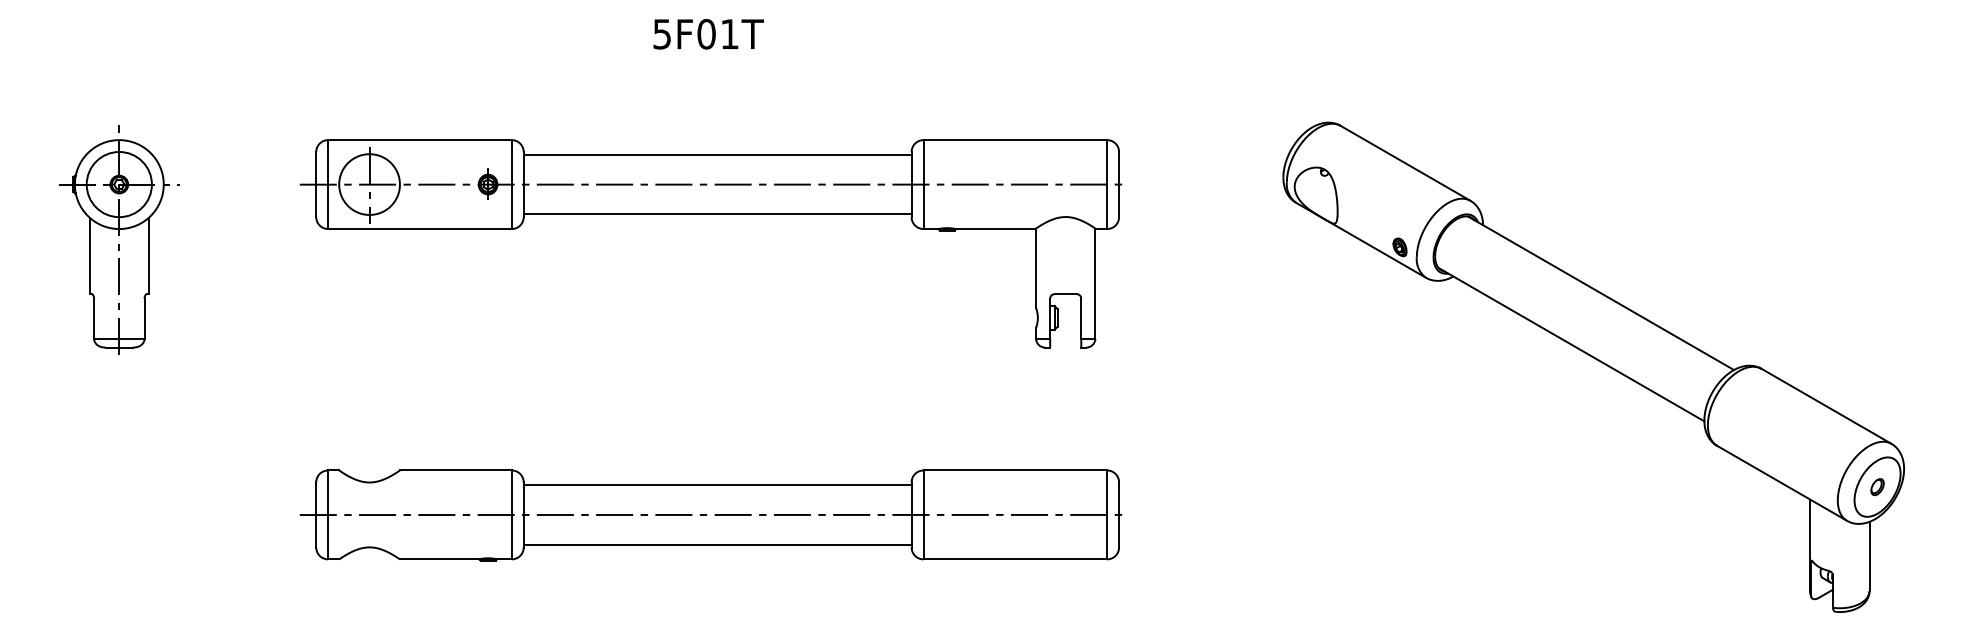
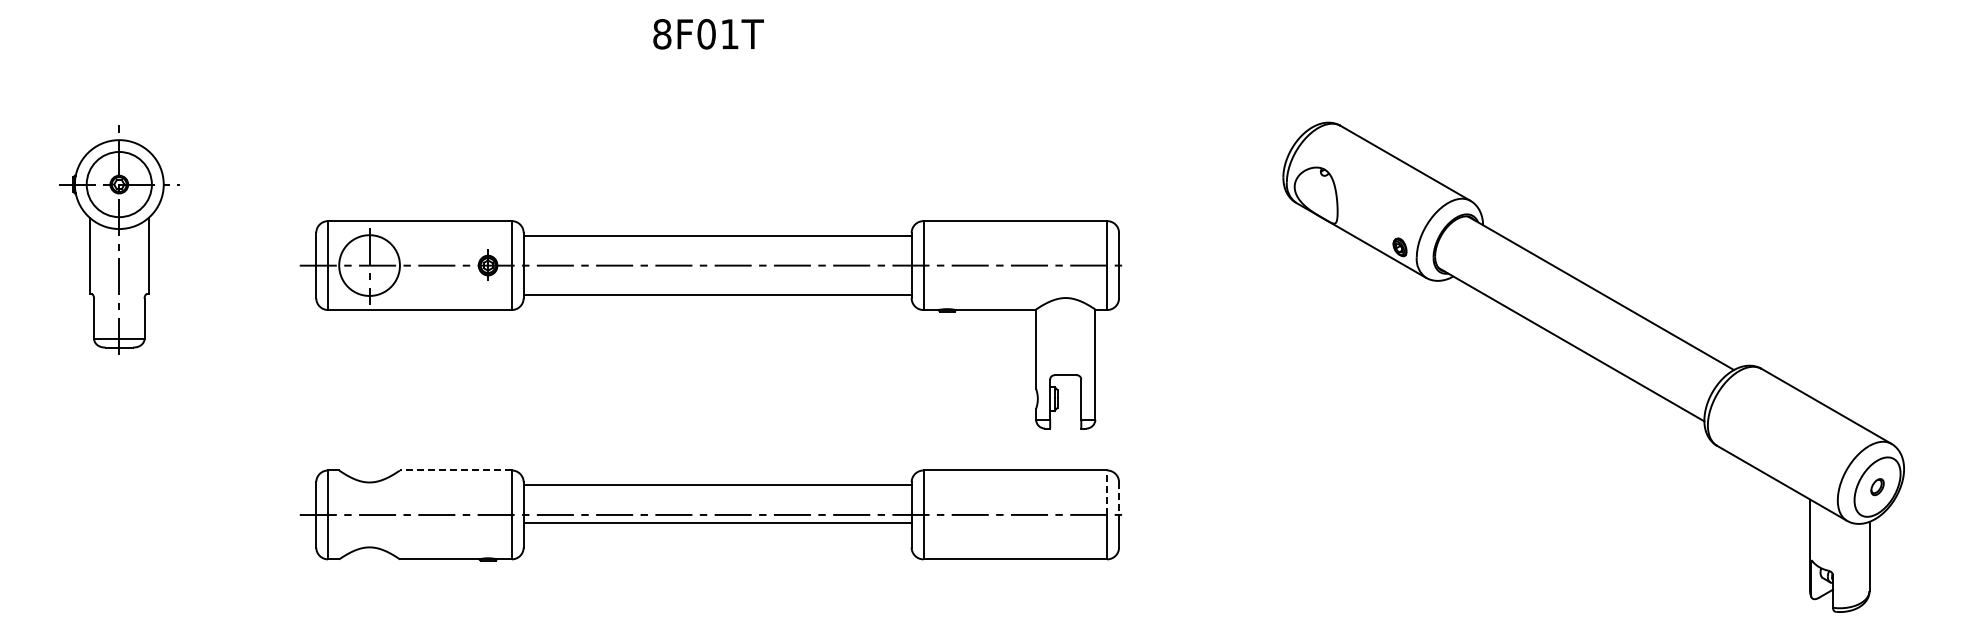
text: 5F01T -> 8F01T (662, 34)
part position: (710, 214) -> (710, 295) (710, 295)
line: solid -> dashed (455, 470)
line: solid -> dashed (1107, 492)
line: solid -> dashed (1119, 499)
line position: (717, 544) -> (717, 522) (717, 522)
